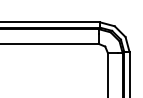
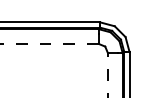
line: solid -> dashed (49, 43)
line: solid -> dashed (108, 75)
